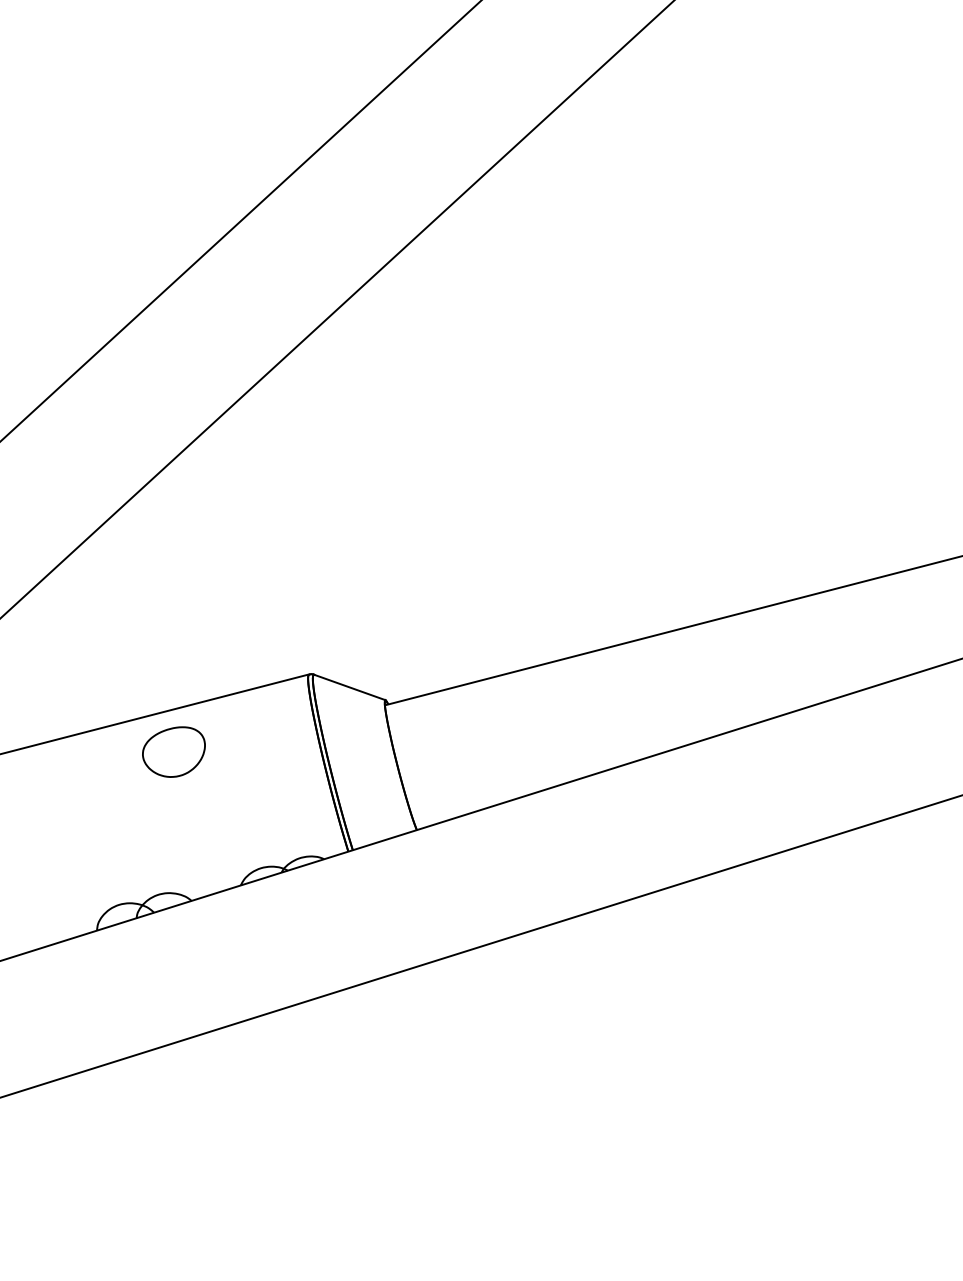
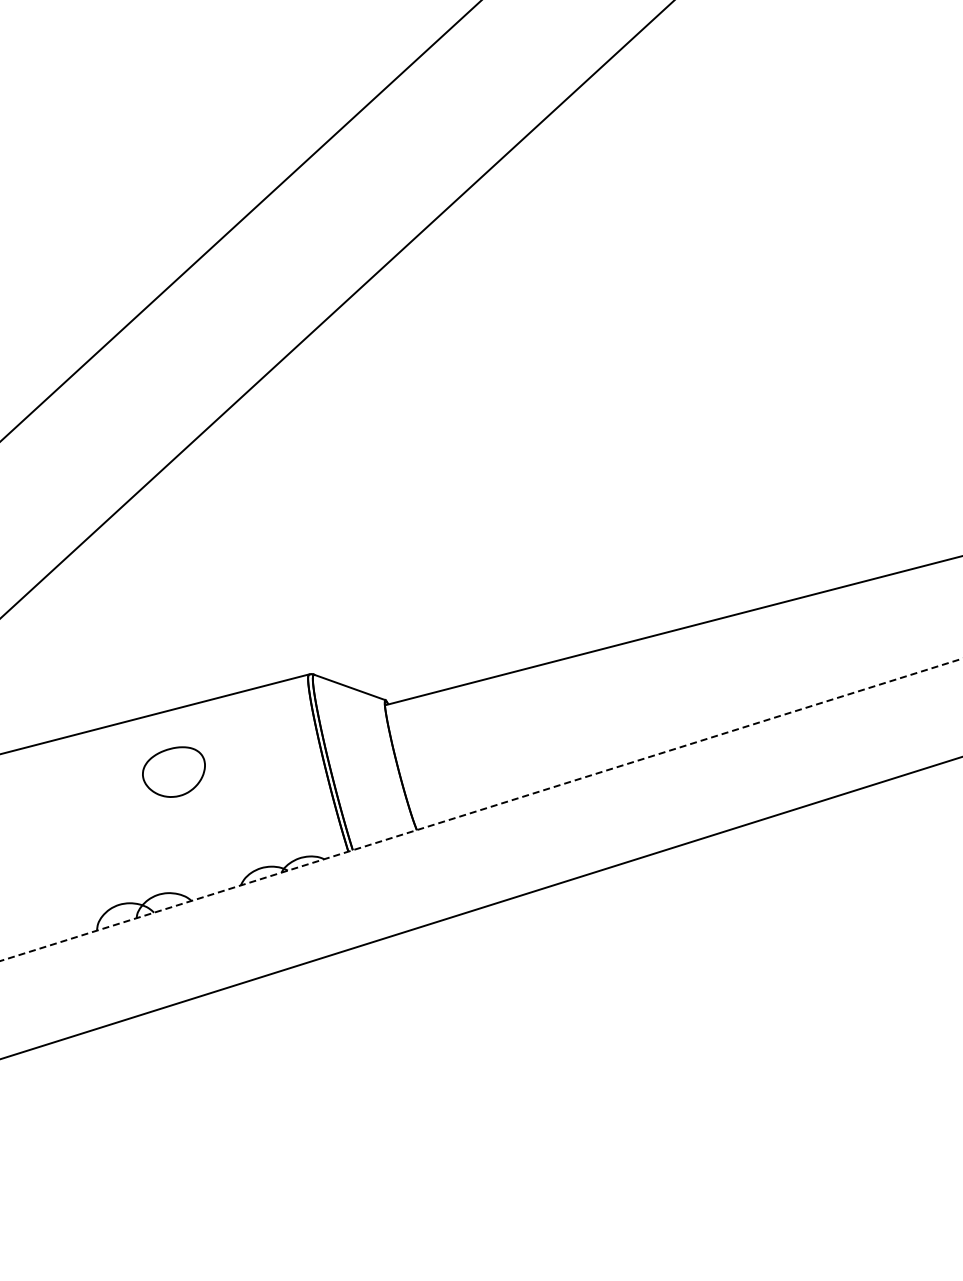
part position: (173, 751) -> (173, 771) (173, 771)
line: solid -> dashed (480, 810)
line position: (480, 946) -> (480, 907) (480, 907)
